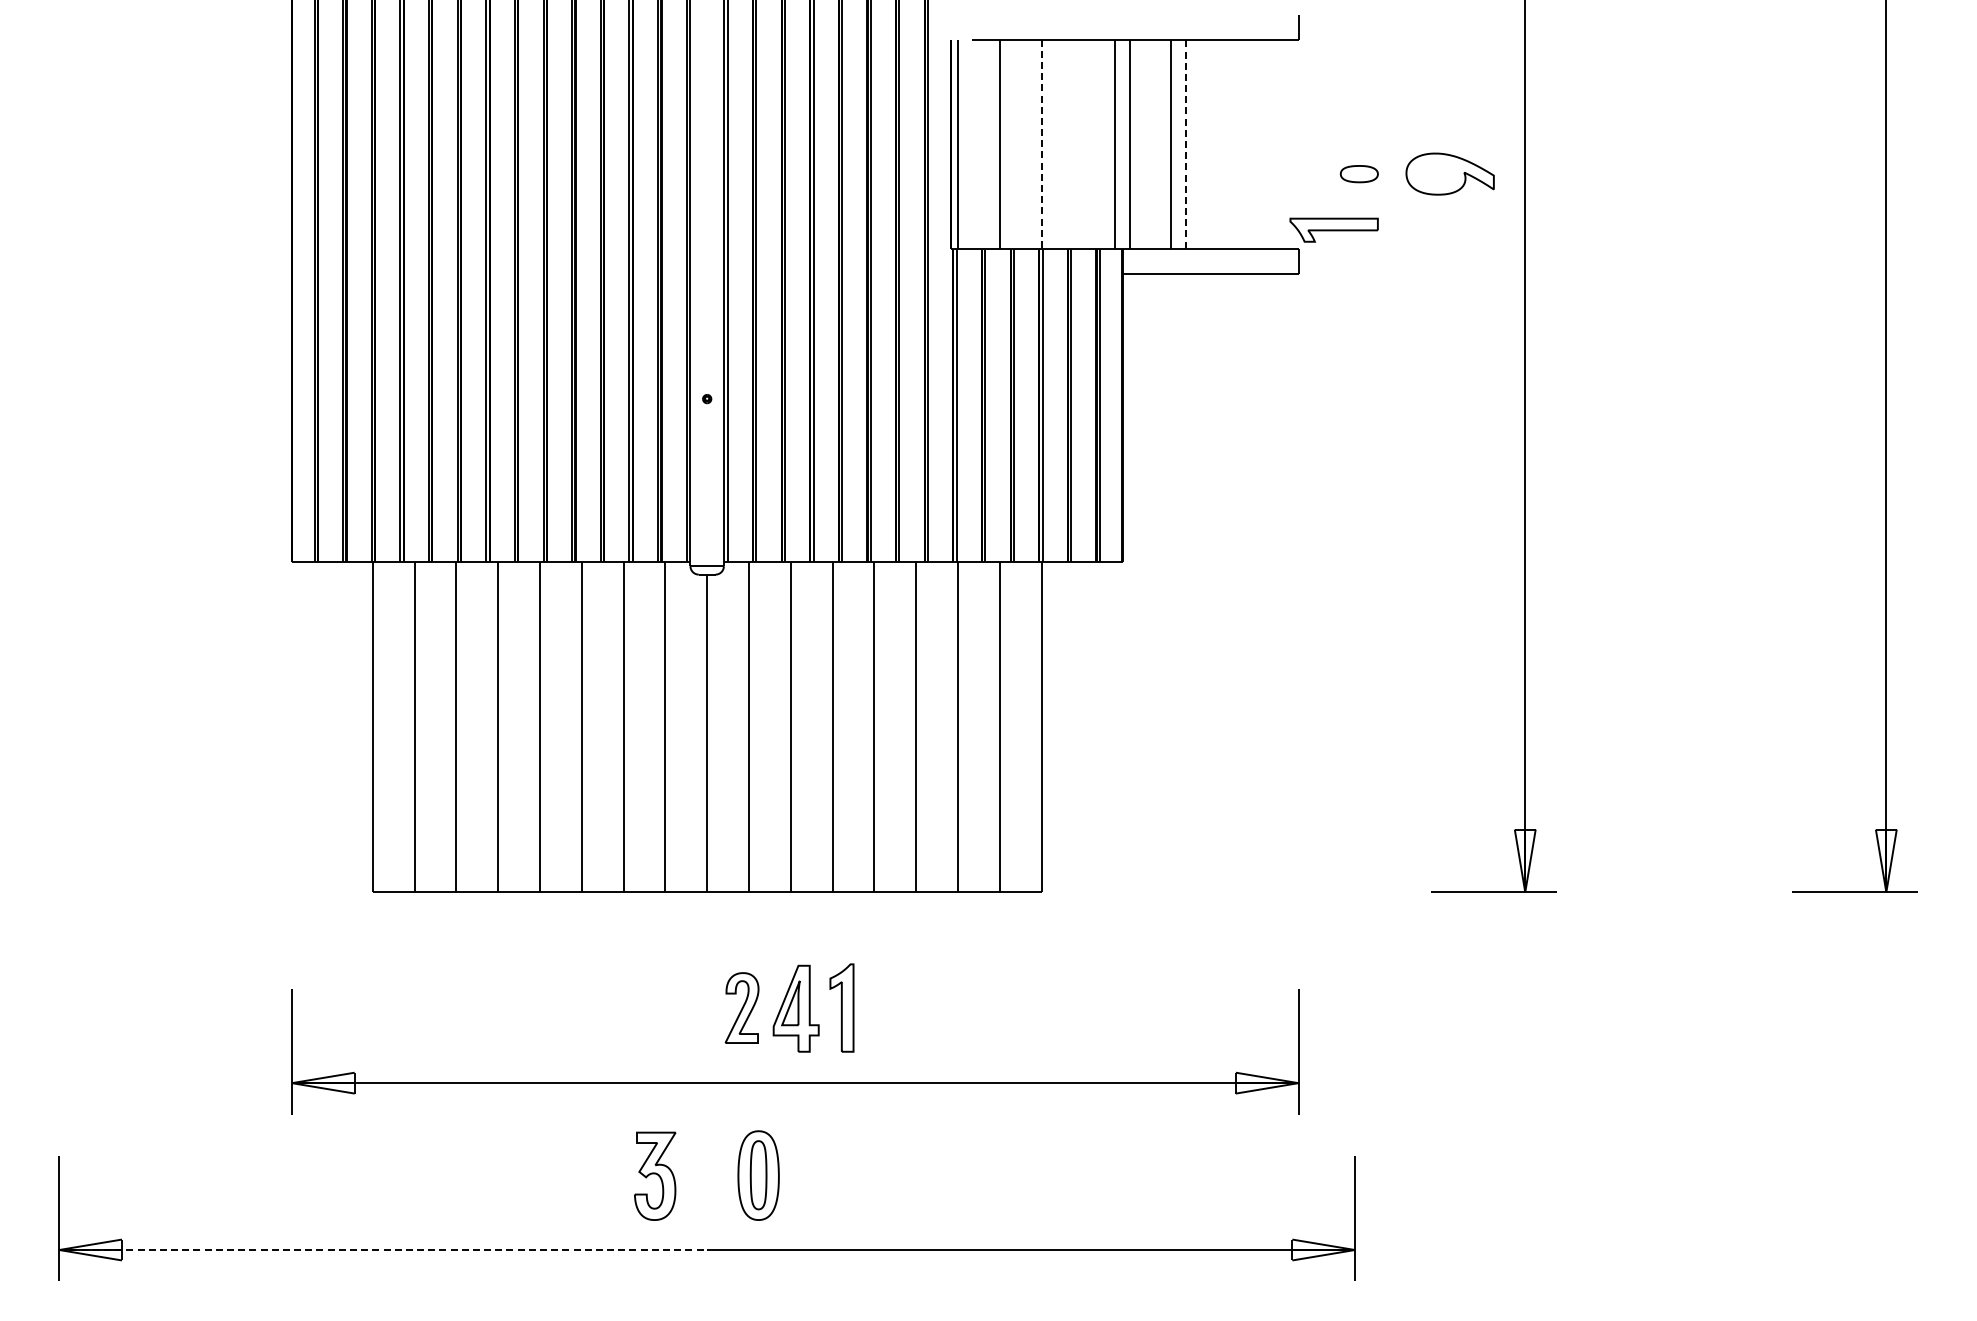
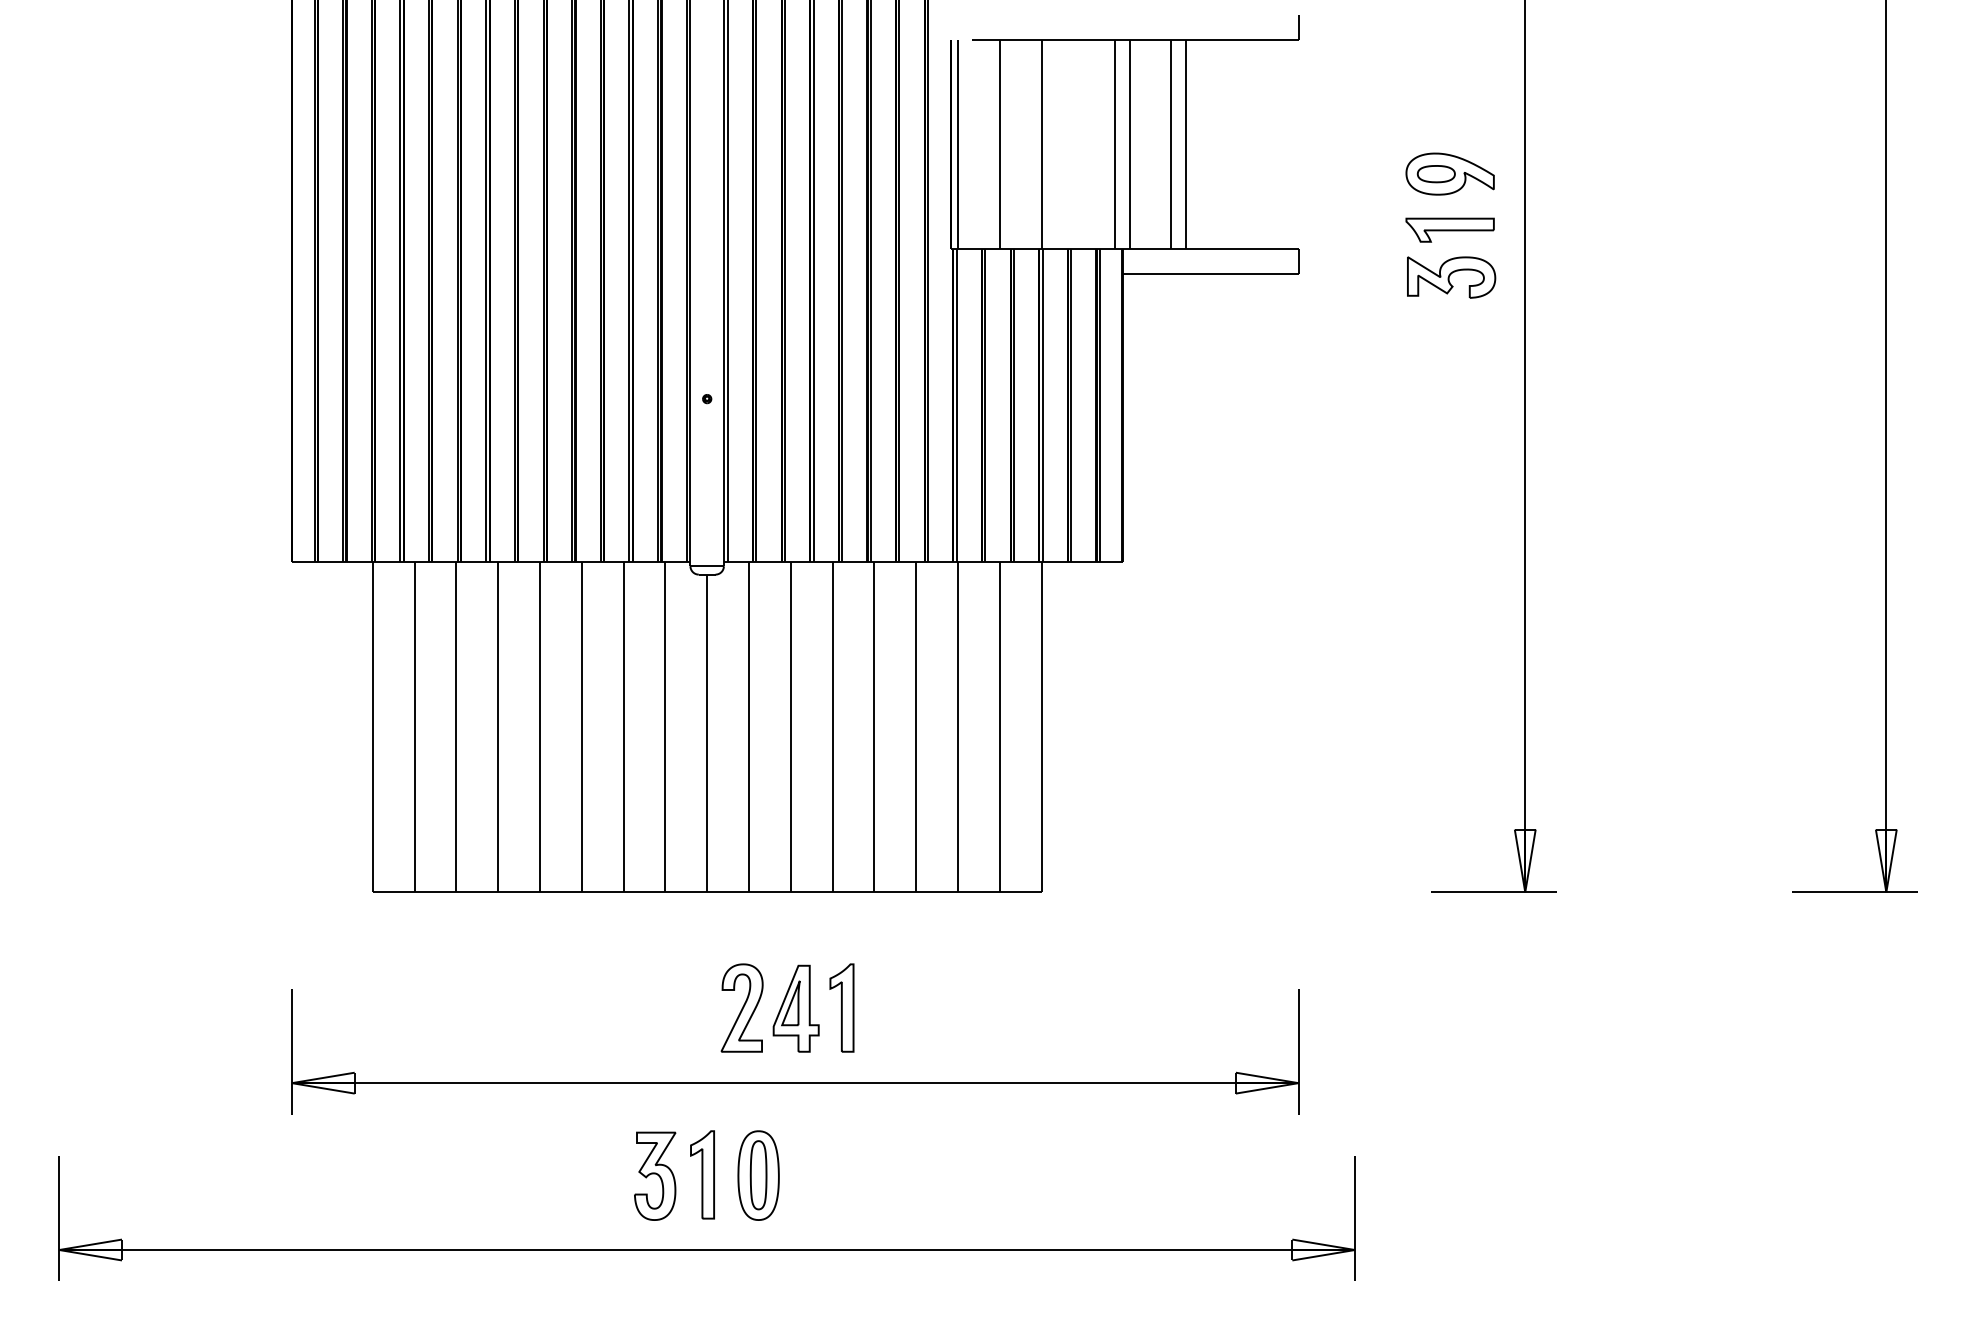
line: dashed -> solid (1186, 143)
line: dashed -> solid (1041, 144)
part position: (1358, 174) -> (1435, 174) (1435, 174)
part position: (1333, 229) -> (1449, 229) (1449, 229)
part: none -> present (1451, 277)
part size: 36x72 px -> 44x90 px (741, 1007)
part: none -> present (702, 1174)
line: dashed -> solid (383, 1250)
